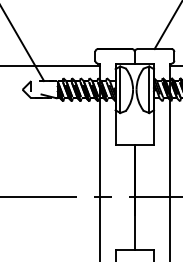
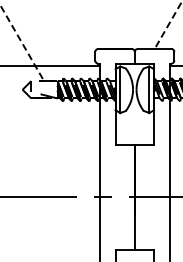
line: solid -> dashed (168, 24)
line: solid -> dashed (22, 43)
